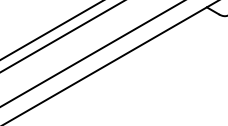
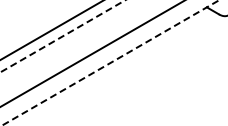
line: solid -> dashed (62, 36)
line: solid -> dashed (110, 62)
